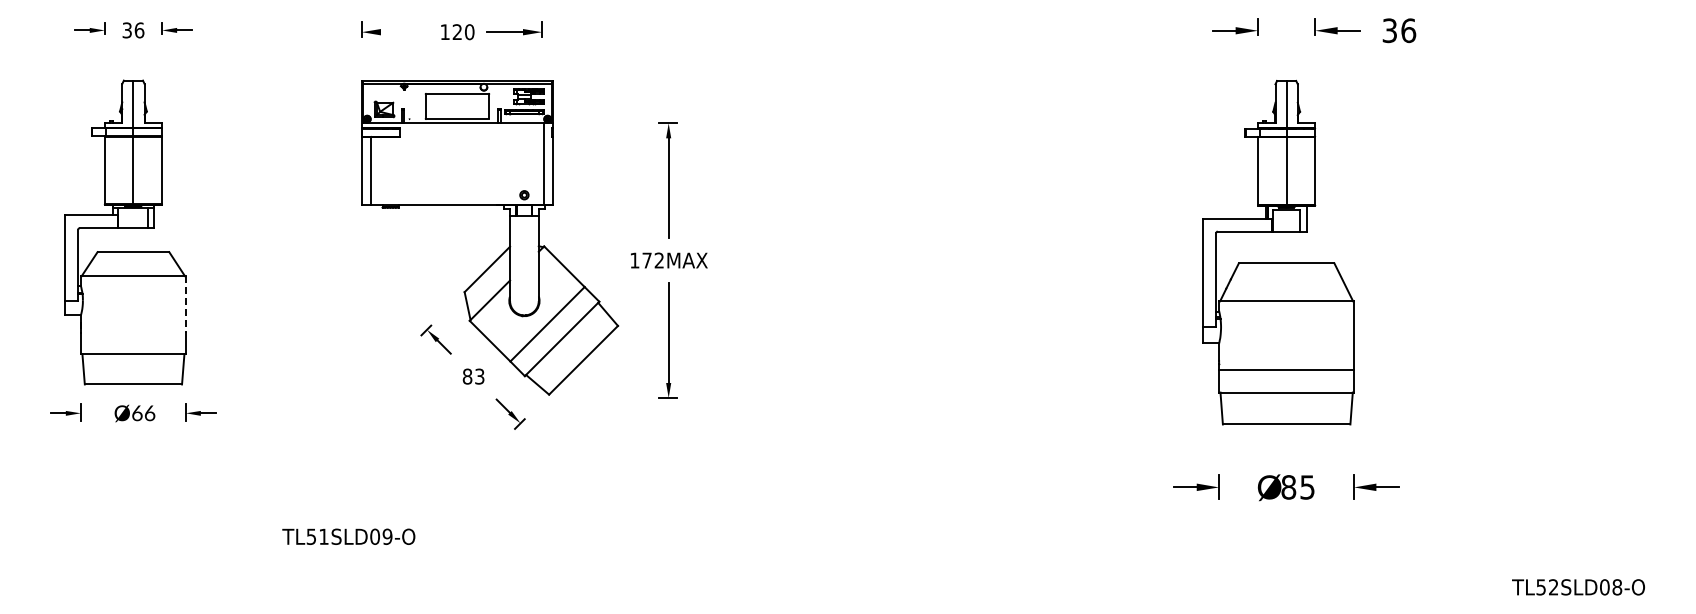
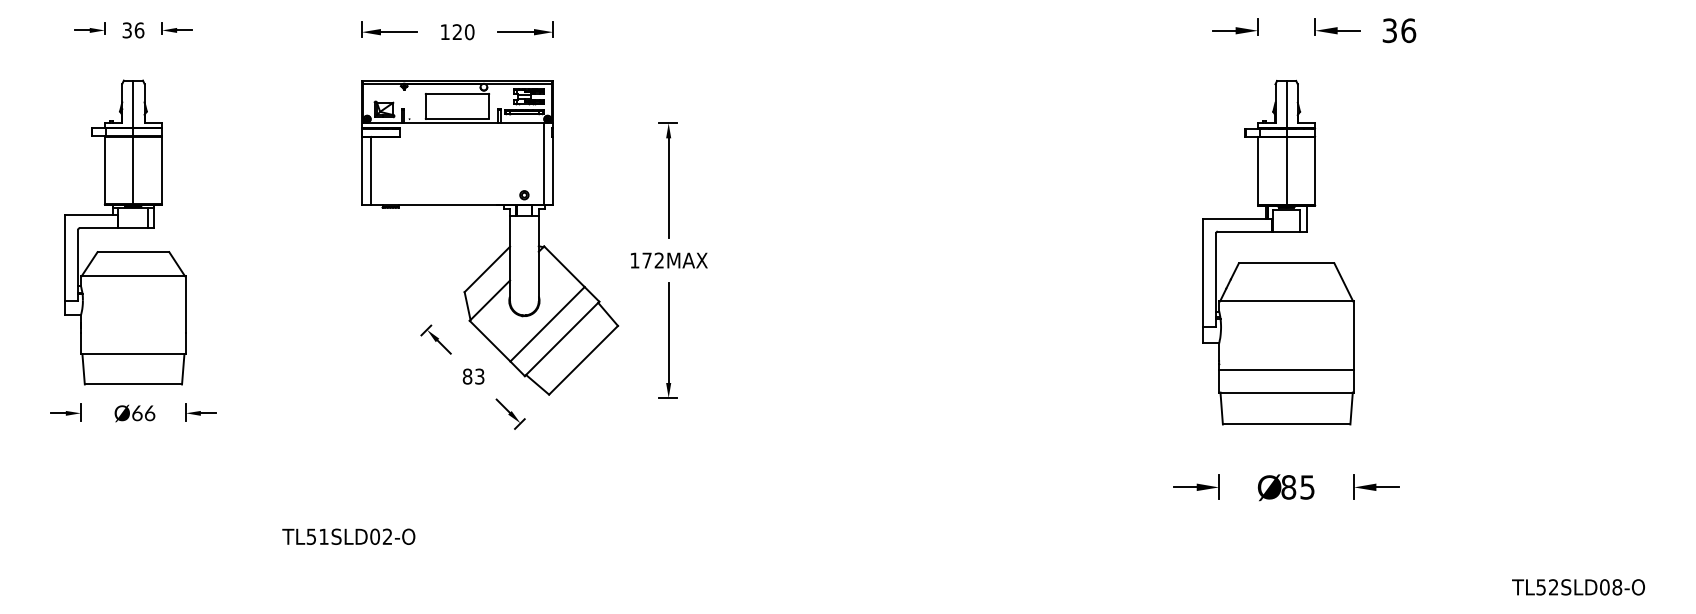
part position: (514, 29) -> (525, 29) (525, 29)
line: none -> present (398, 32)
line: dashed -> solid (185, 304)
text: TL51SLD09-O -> TL51SLD02-O (387, 536)
